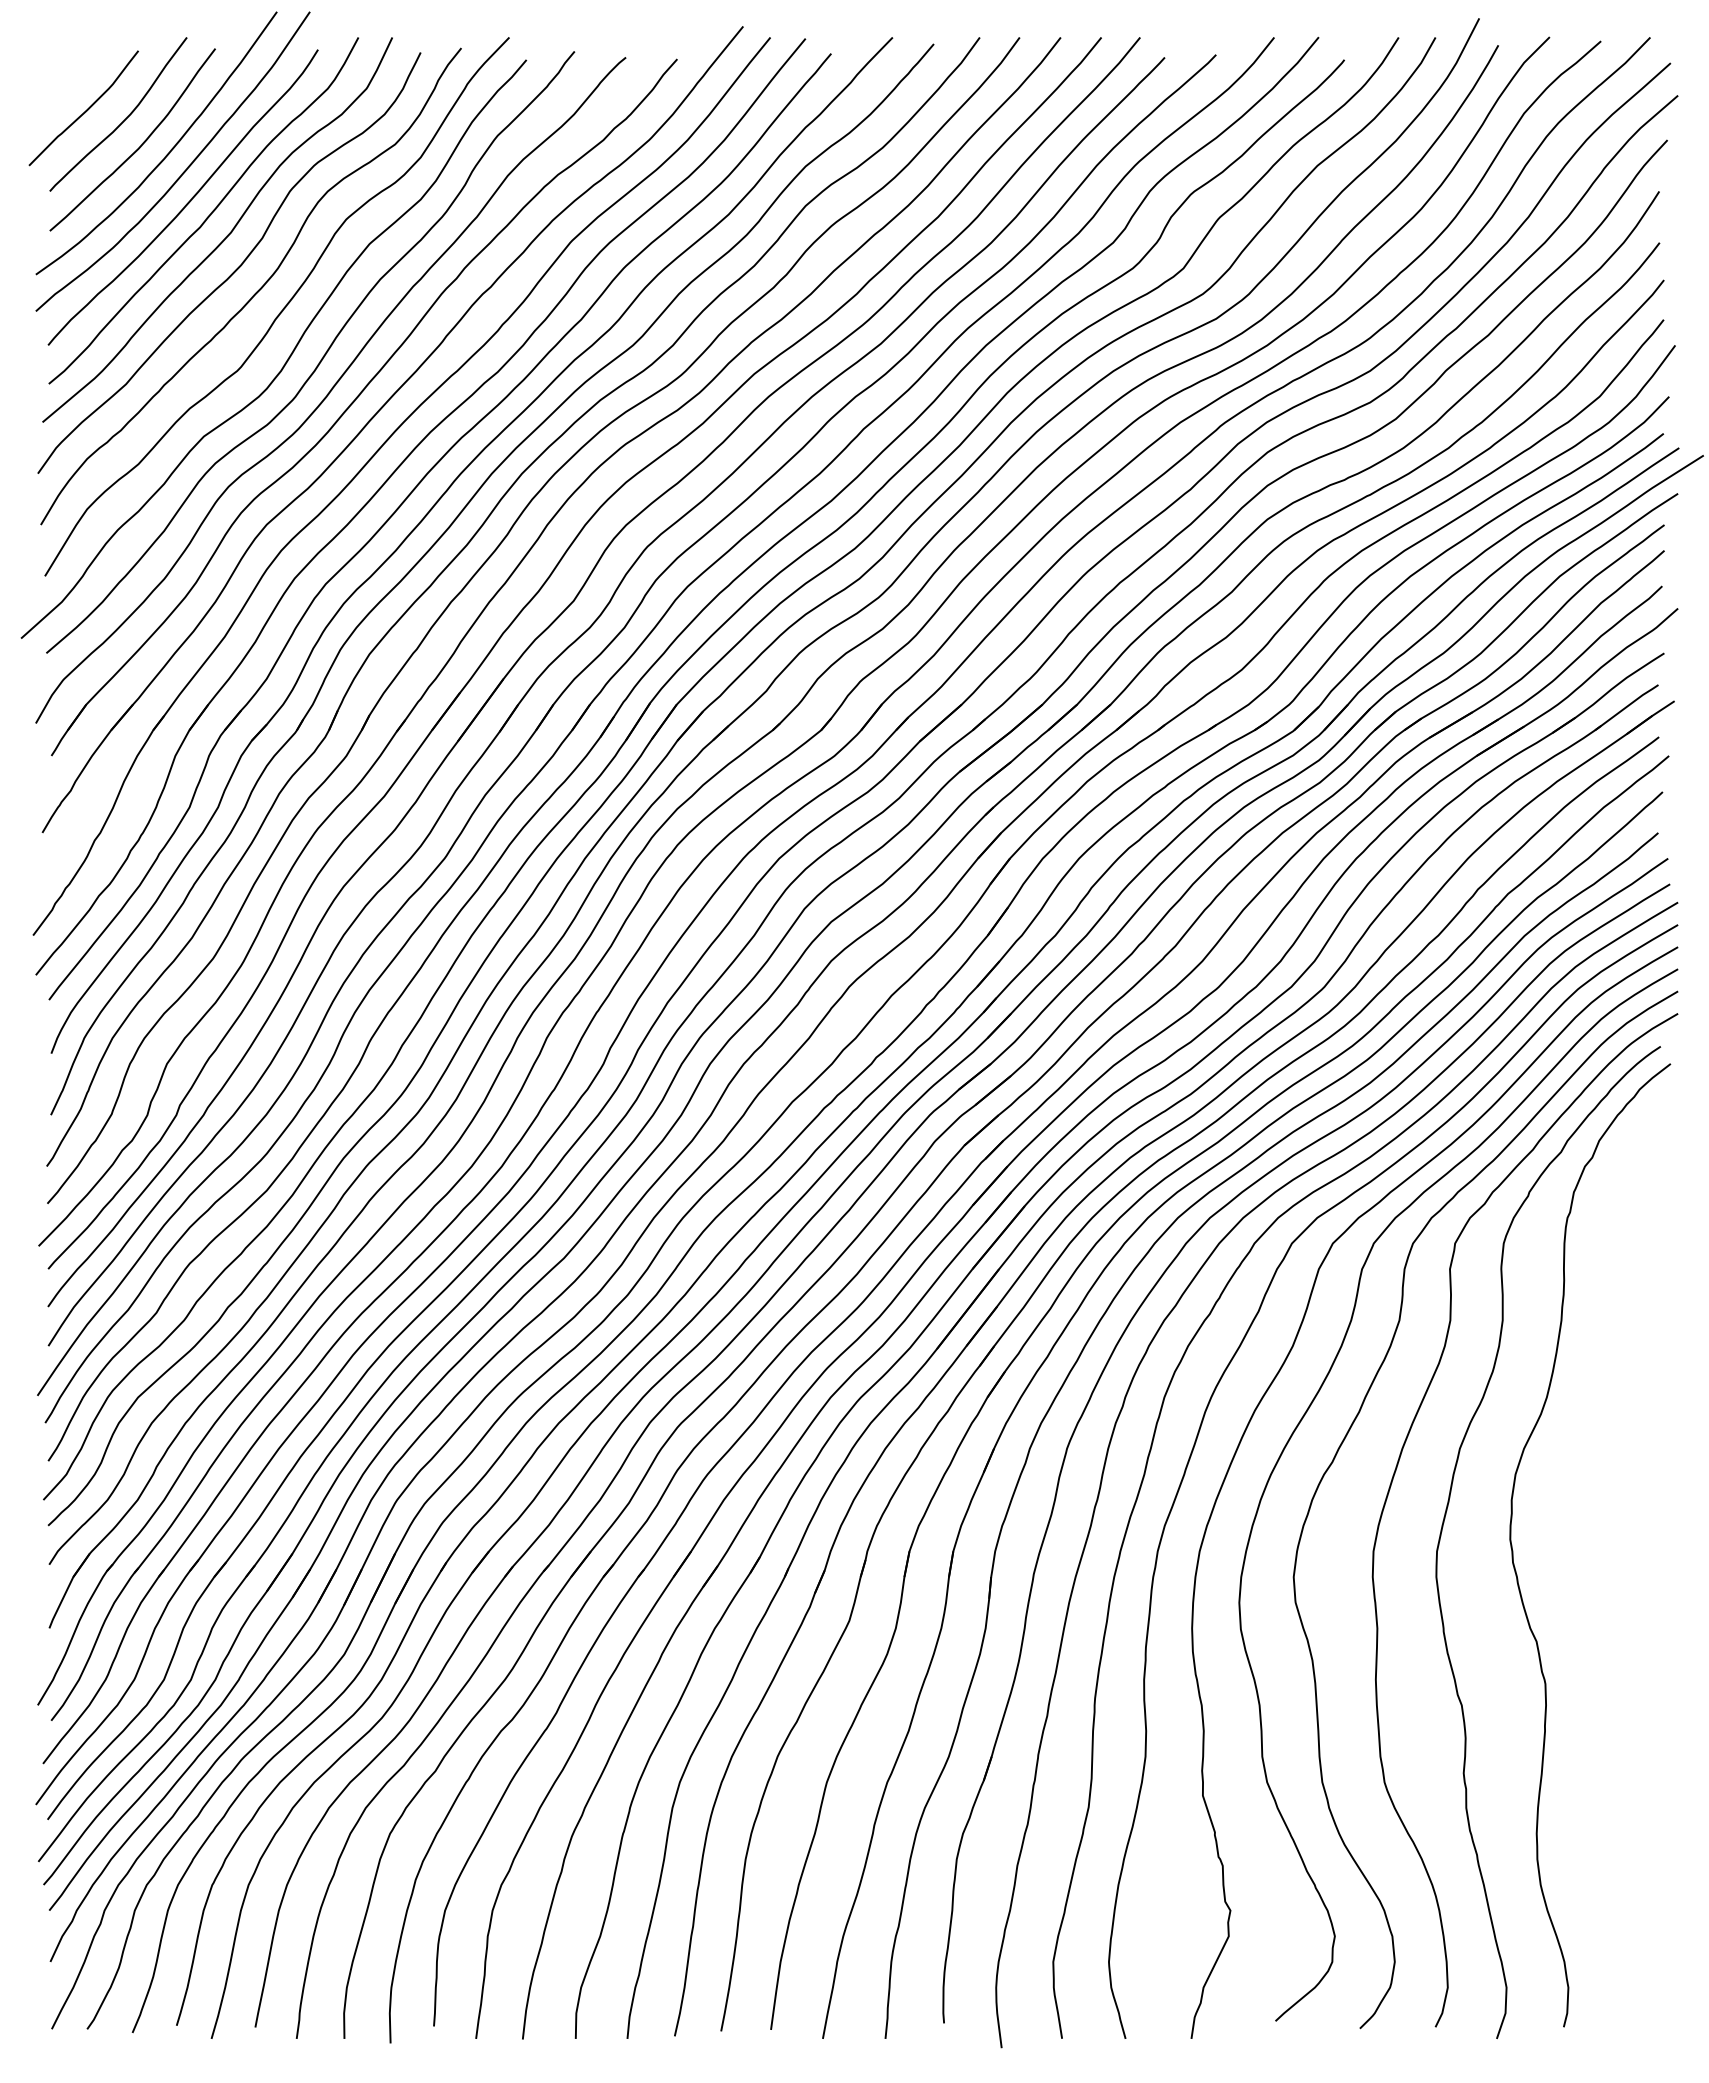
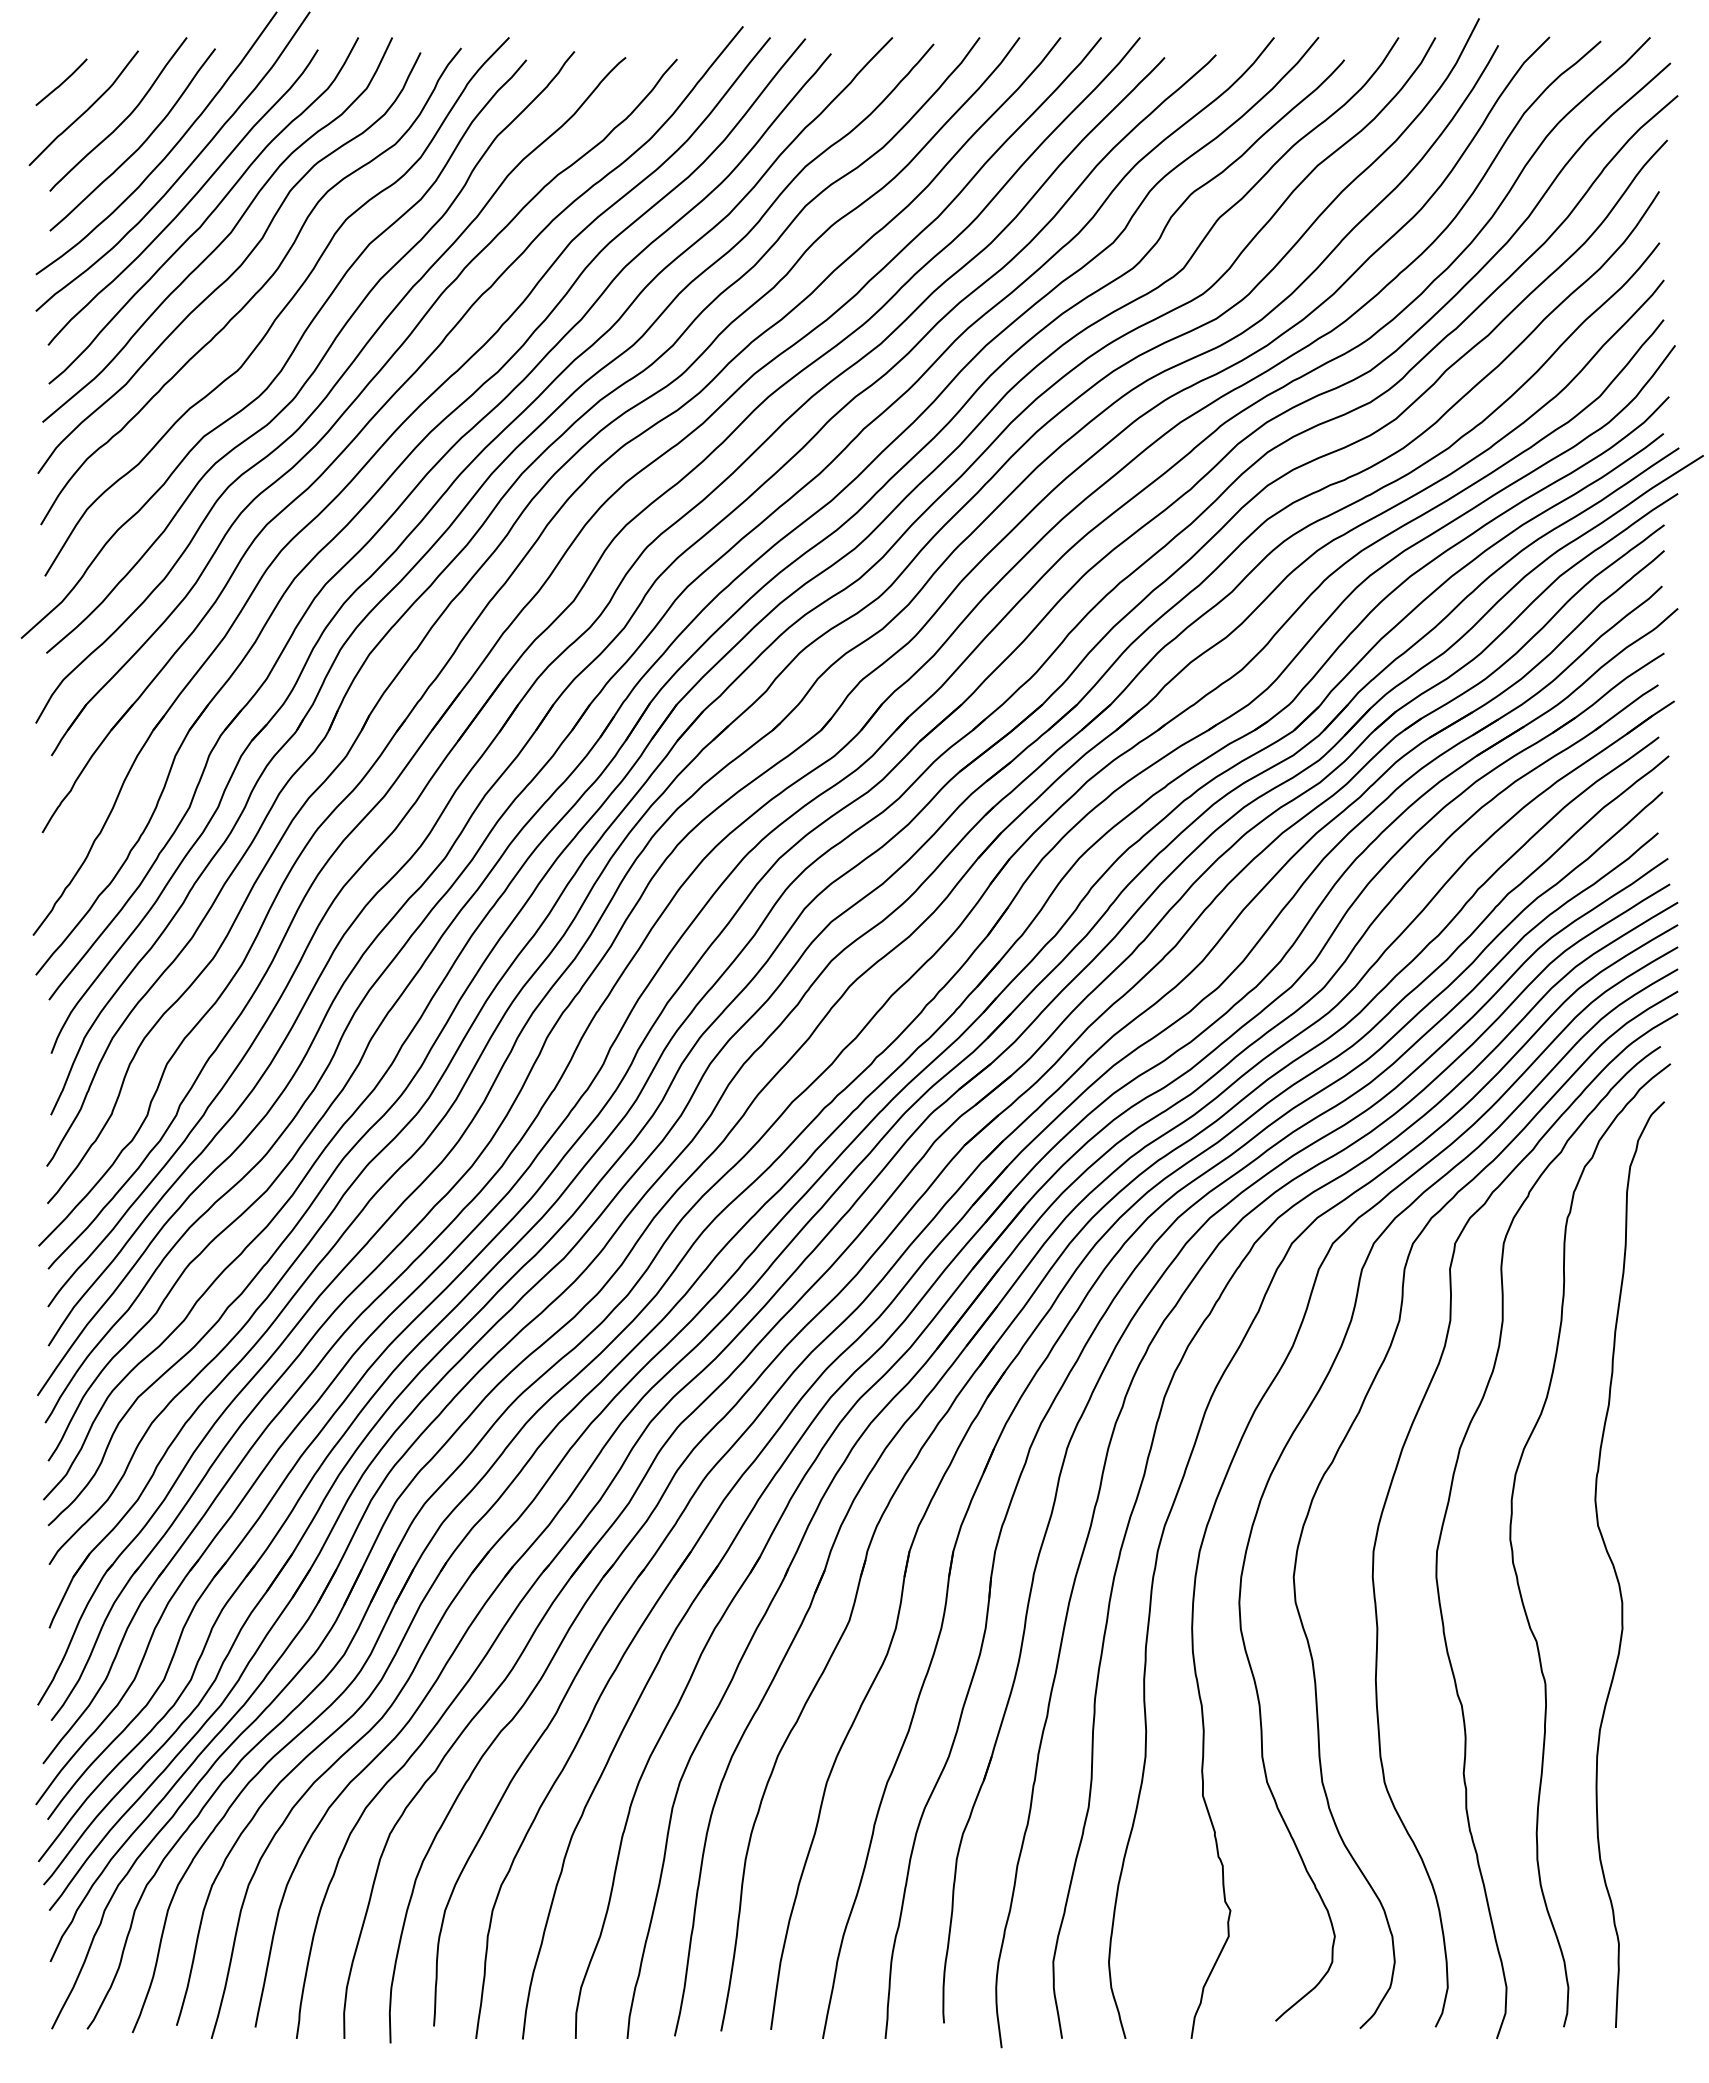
curve: none -> present (62, 81)
curve: none -> present (1615, 1568)
